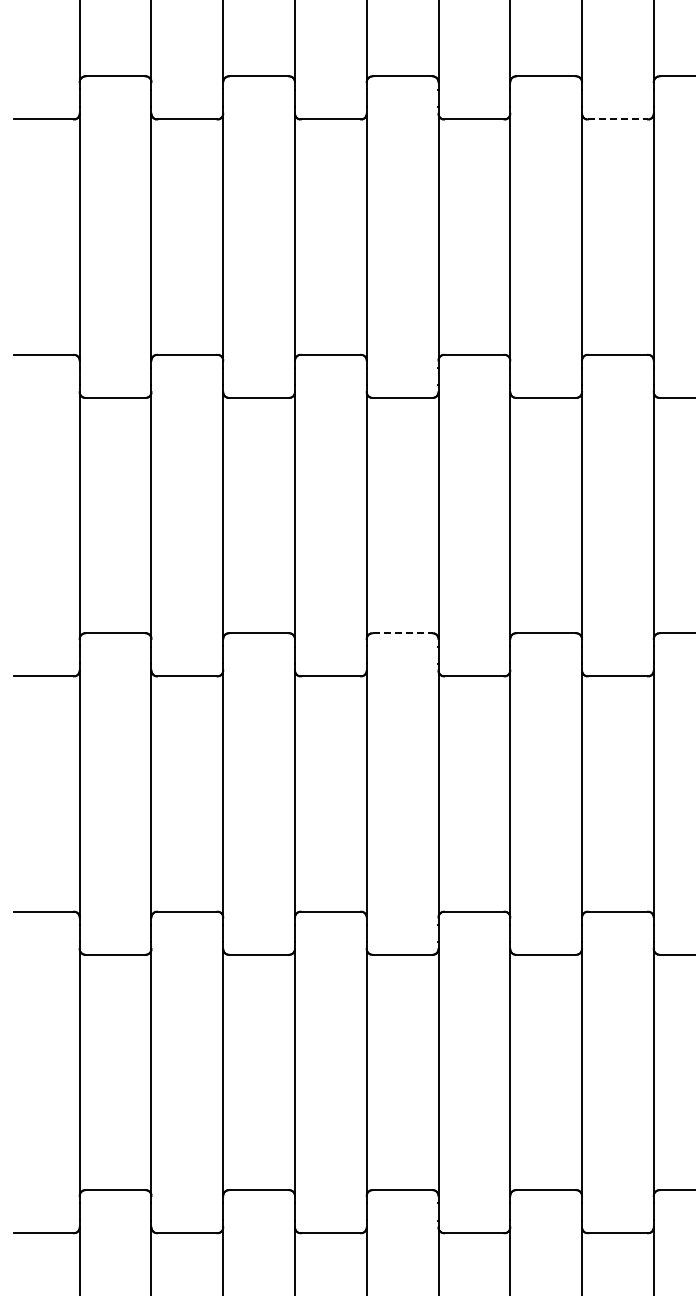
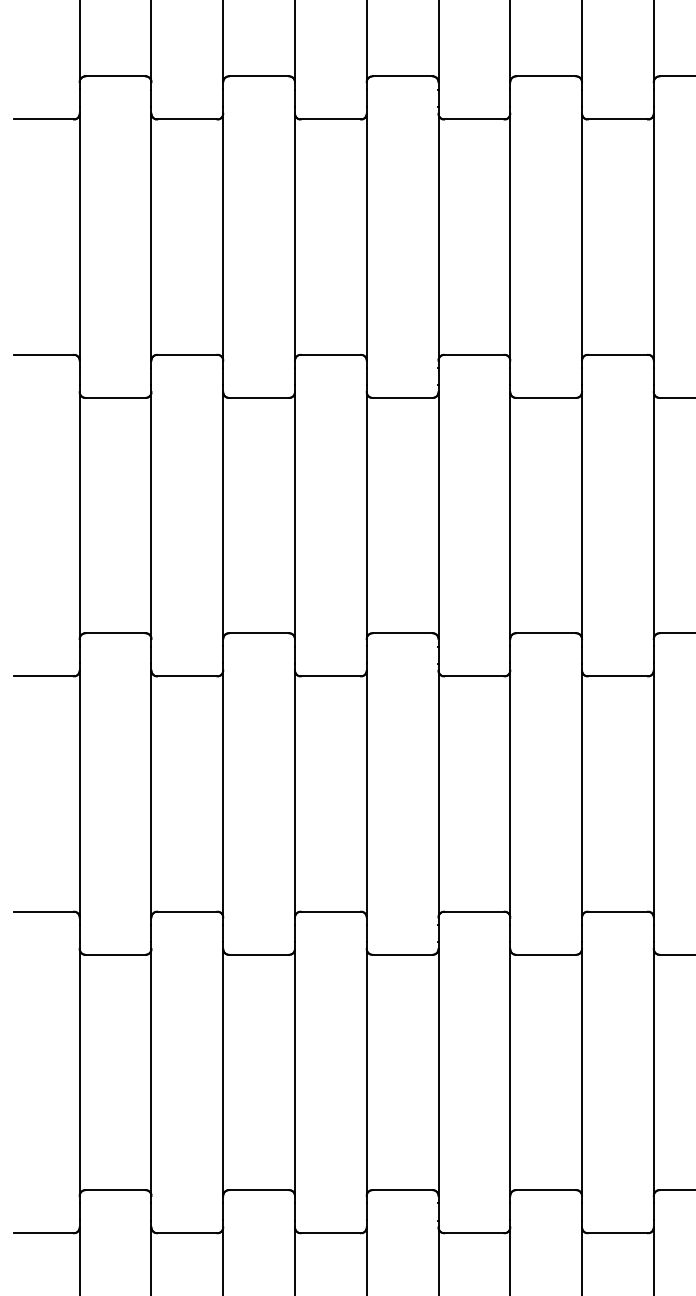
line: dashed -> solid (618, 119)
line: dashed -> solid (403, 633)
